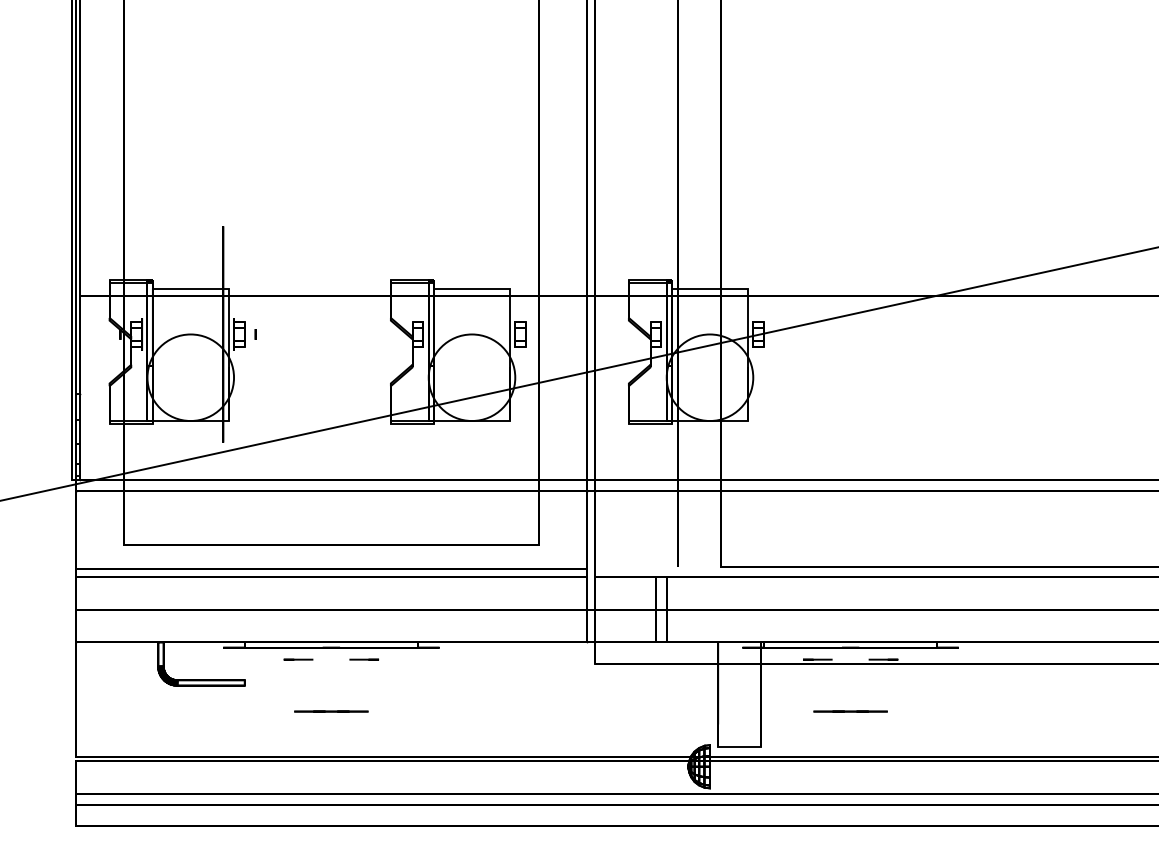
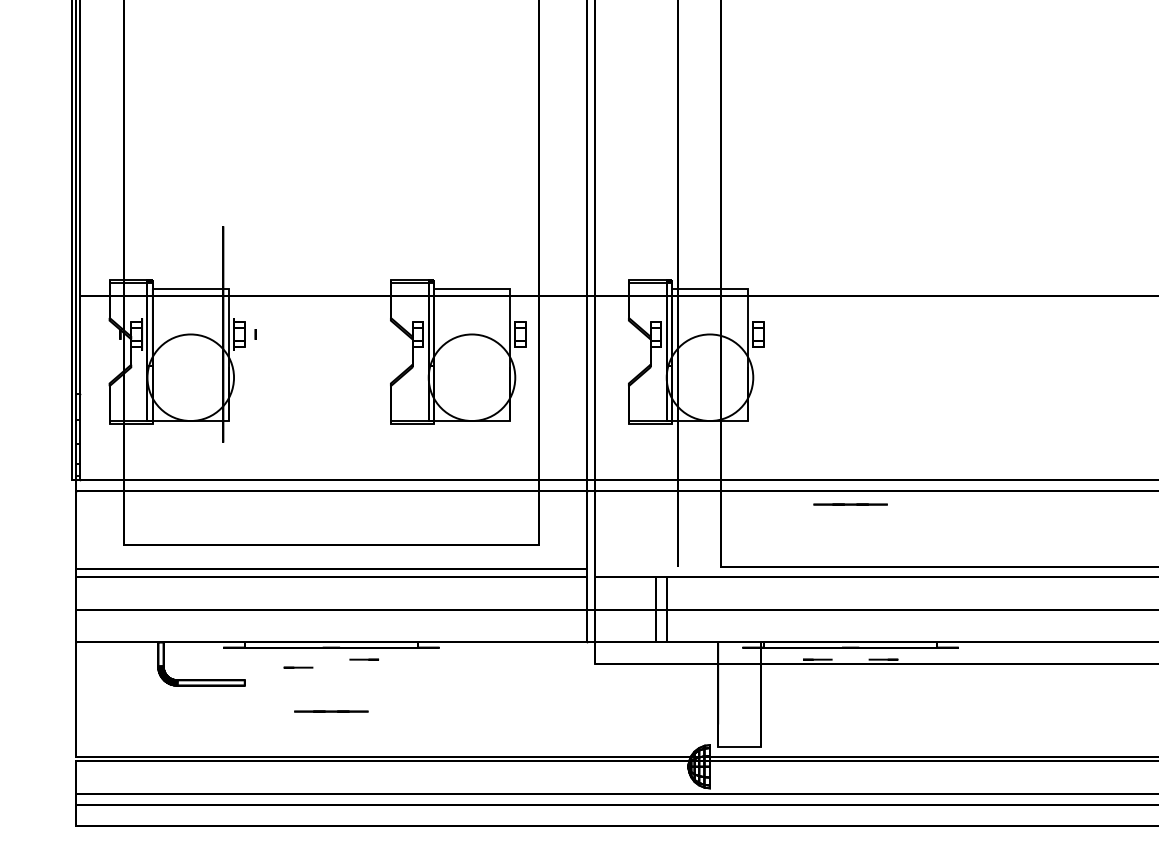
line: present -> none (578, 373)
line position: (298, 659) -> (298, 667) (298, 667)
line position: (850, 711) -> (850, 504) (850, 504)
